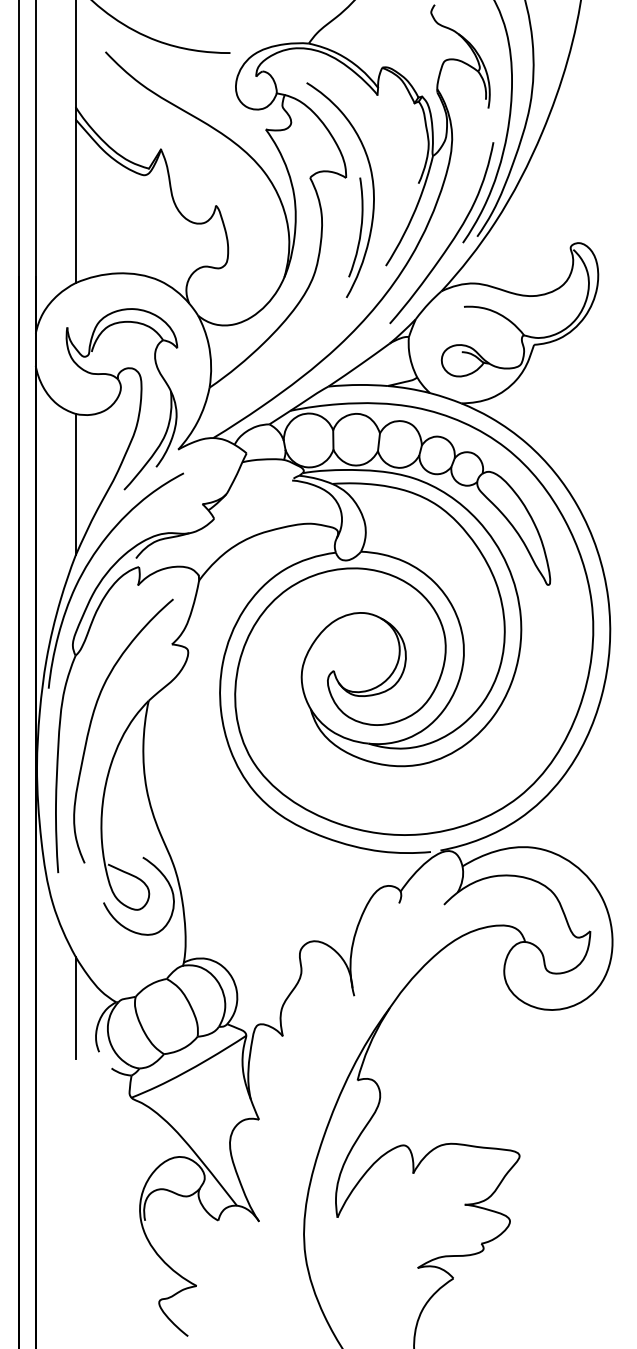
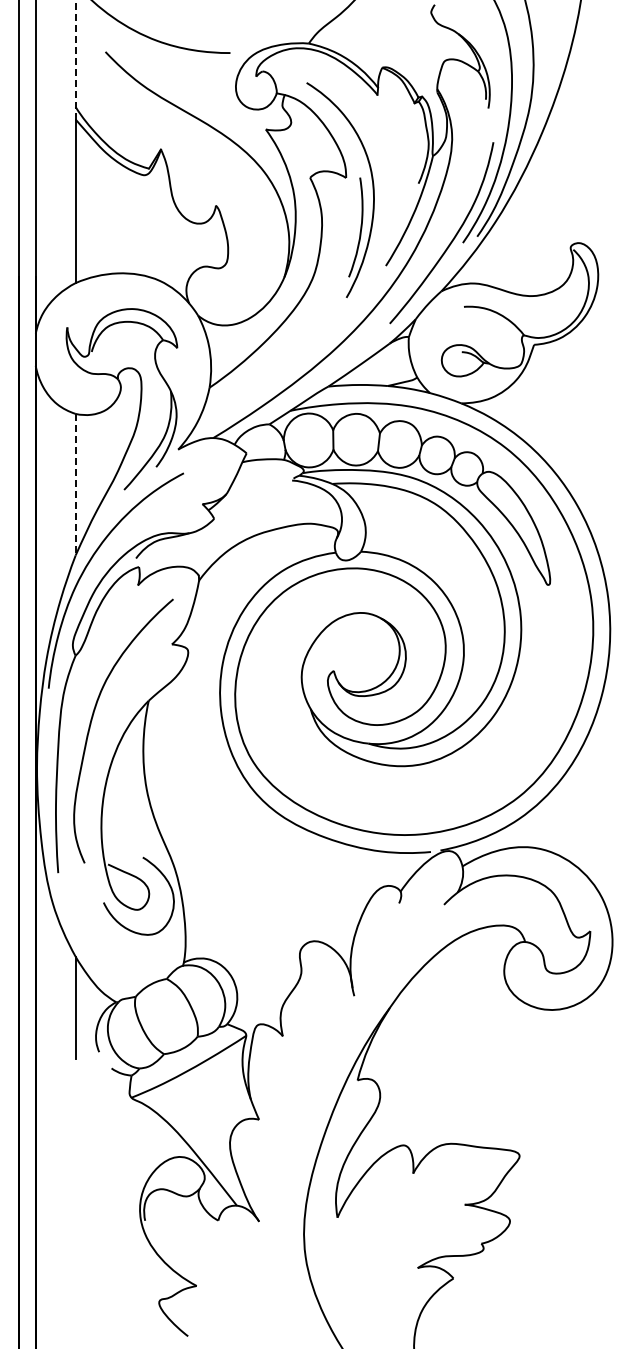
line: solid -> dashed (75, 59)
line: solid -> dashed (75, 484)
